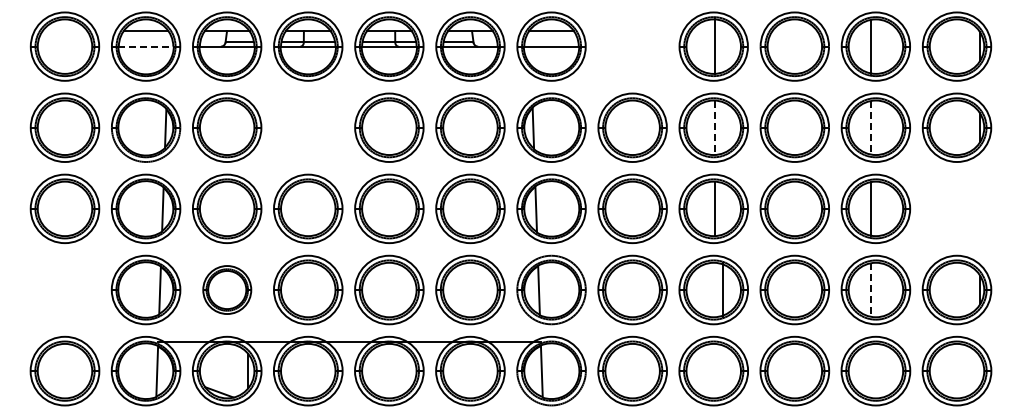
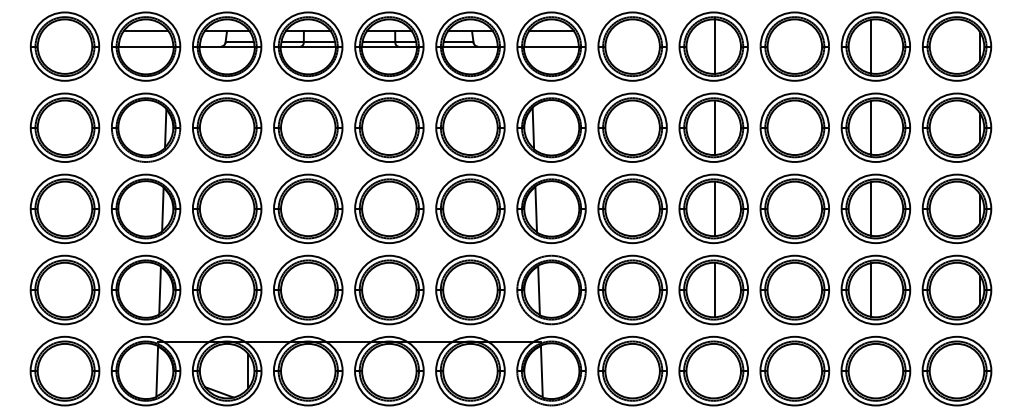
line: dashed -> solid (146, 46)
part: none -> present (632, 46)
part: none -> present (308, 127)
line: dashed -> solid (871, 127)
line: dashed -> solid (715, 128)
part: none -> present (956, 208)
part: none -> present (64, 289)
part size: 51x50 px -> 71x72 px (227, 289)
line position: (723, 289) -> (715, 289) (715, 289)
line: dashed -> solid (871, 290)
